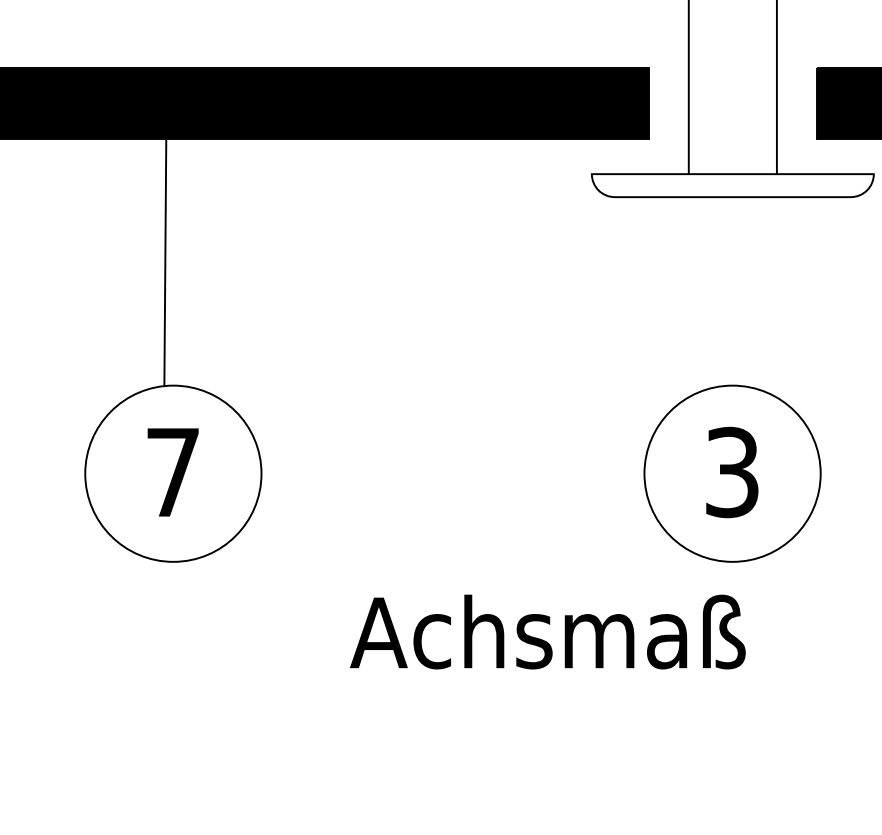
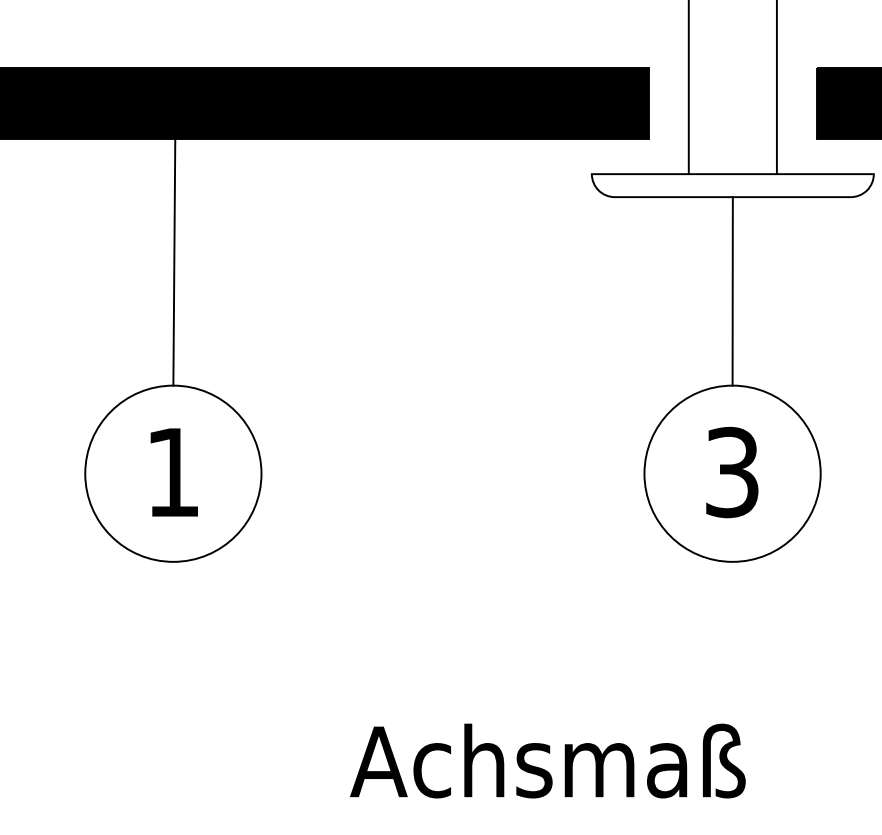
line position: (165, 261) -> (174, 261) (174, 261)
line: none -> present (732, 291)
text: 7 -> 1 (172, 472)
text position: (547, 631) -> (547, 760) (547, 760)
